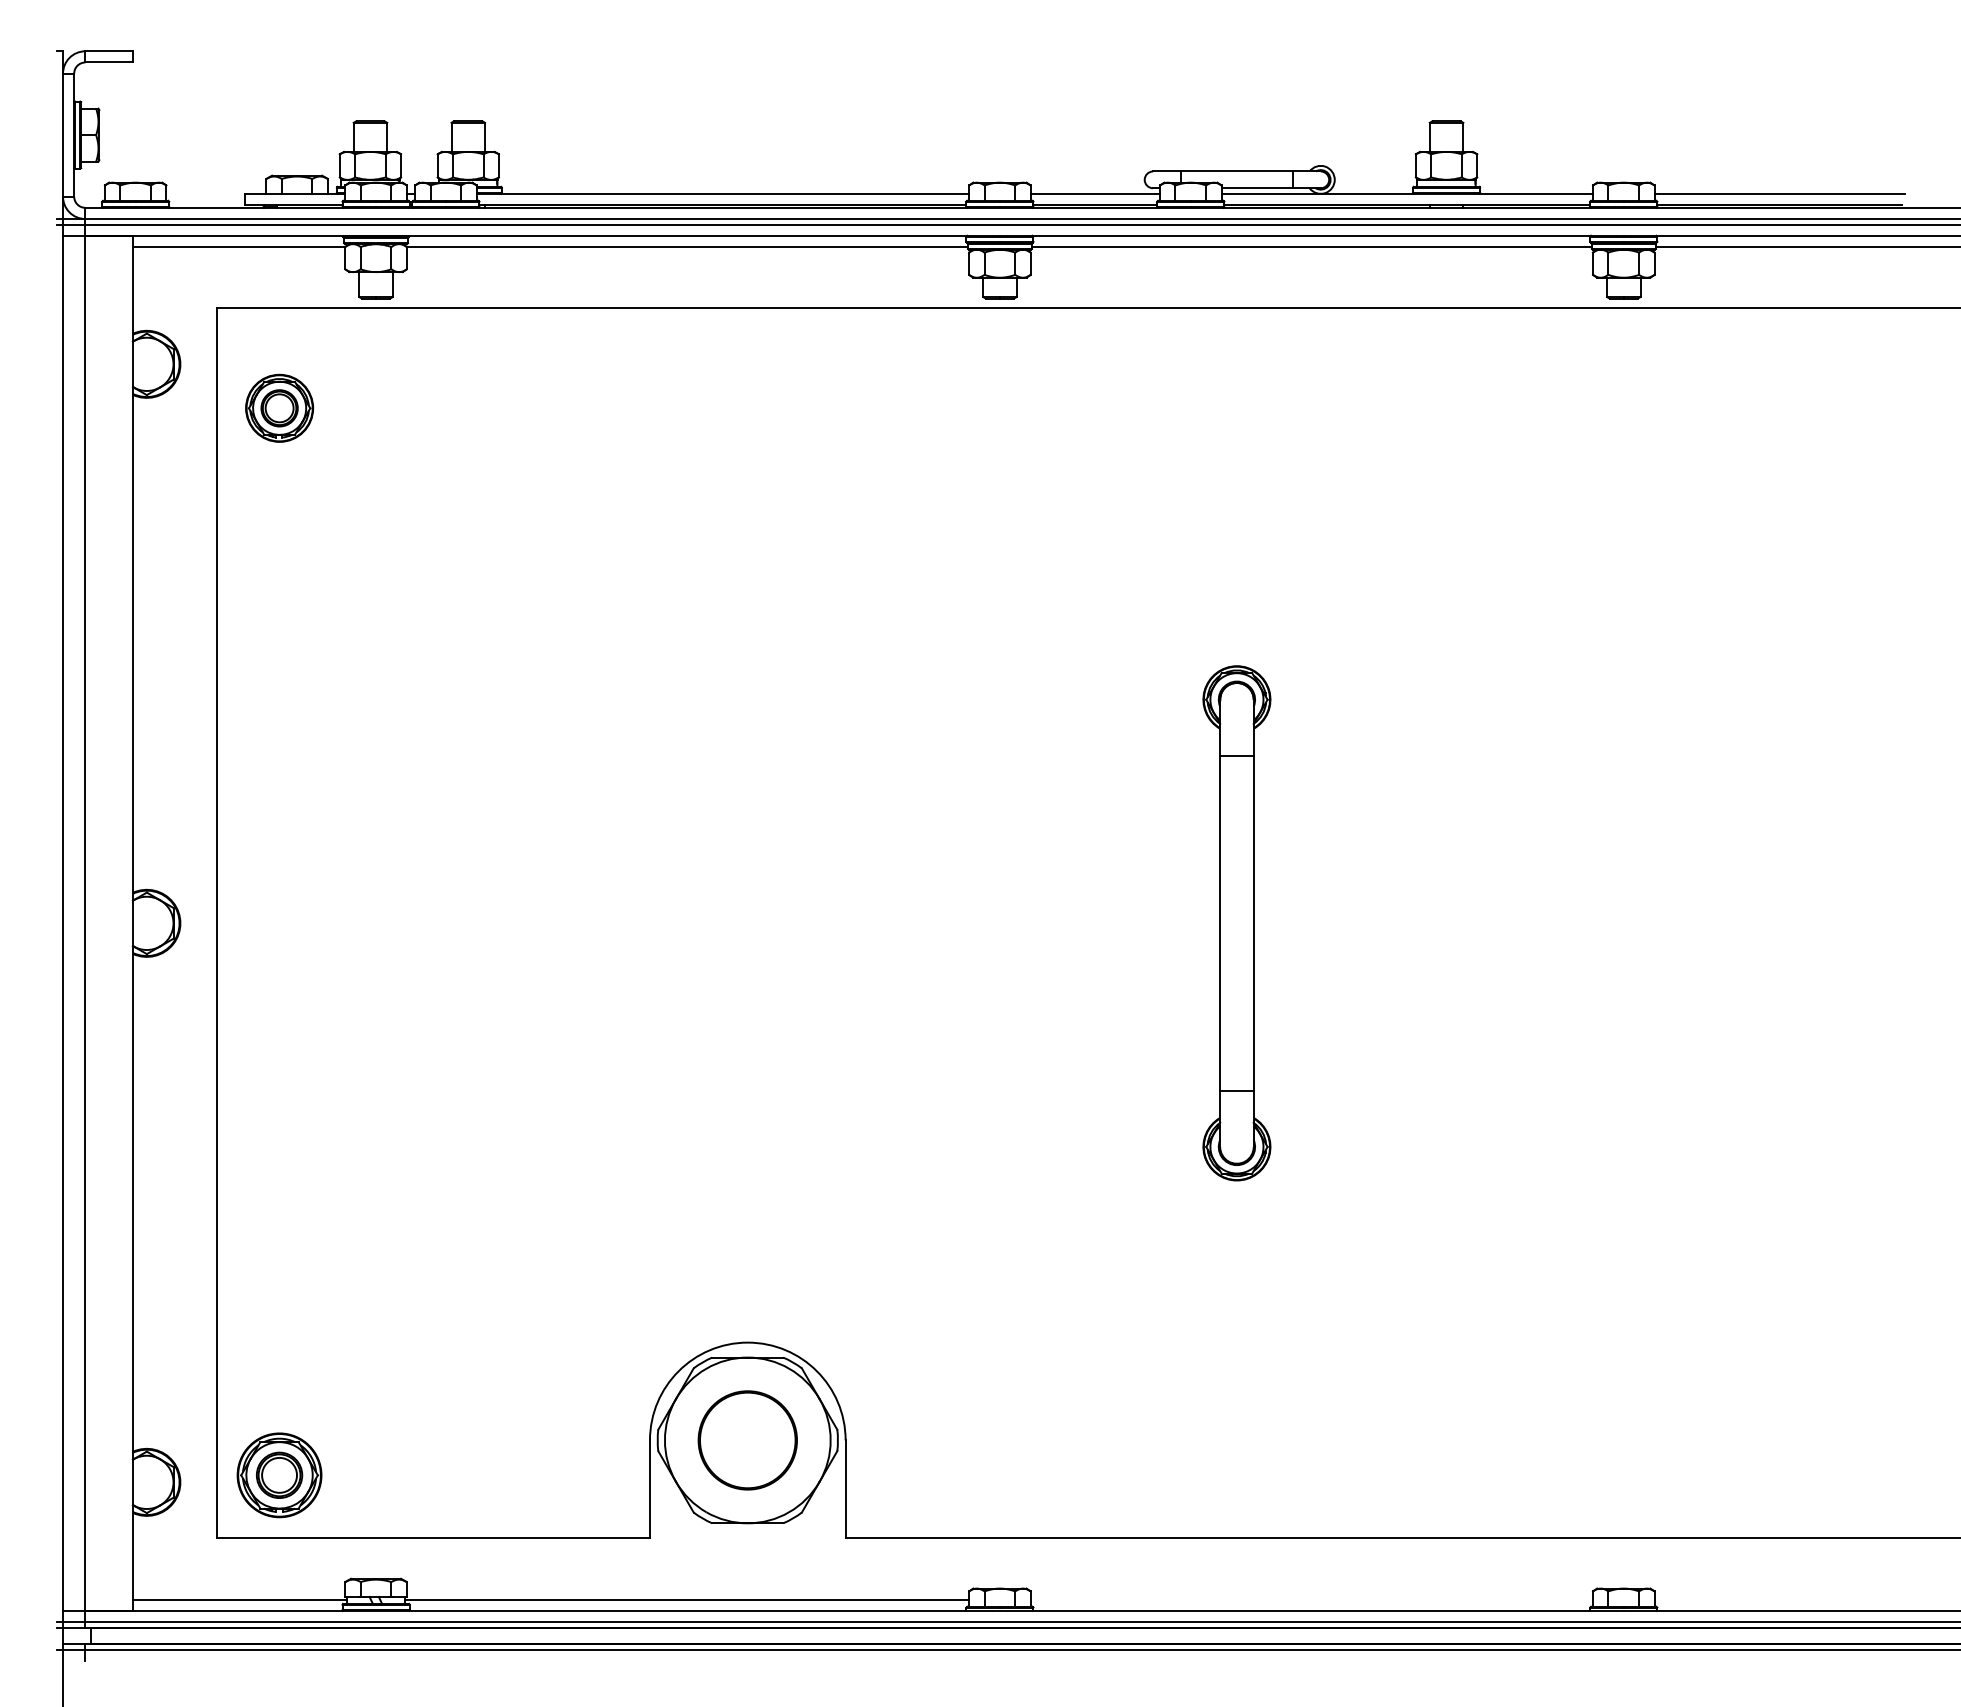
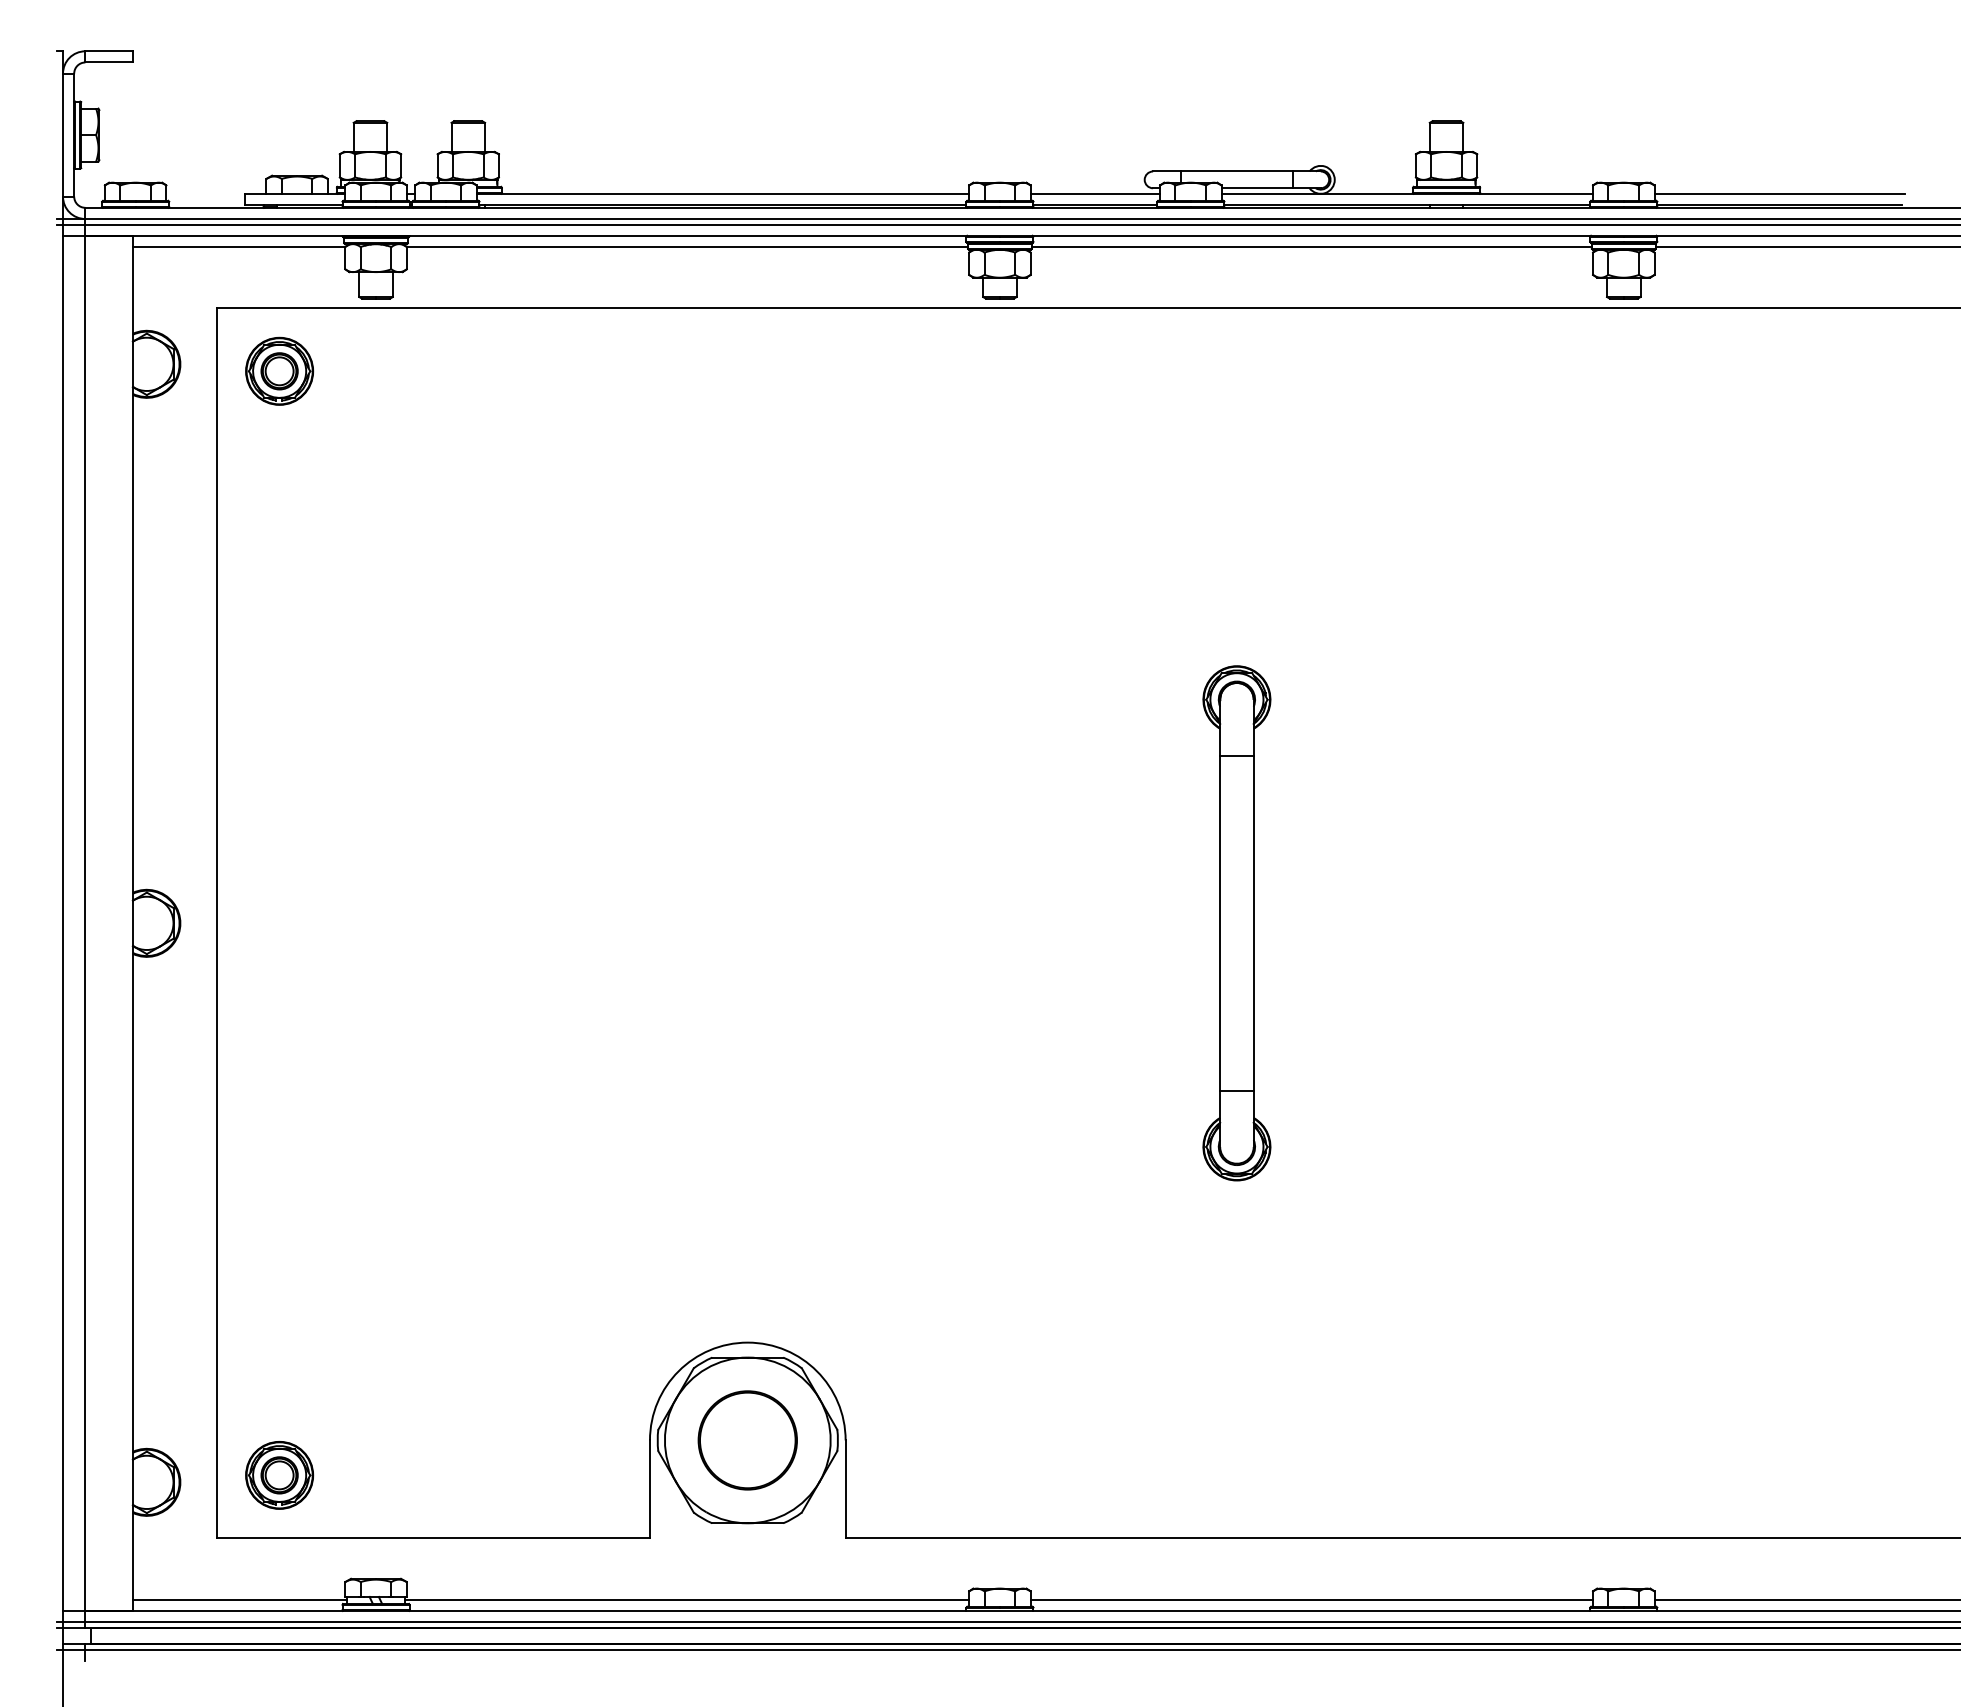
part position: (279, 407) -> (279, 370) (279, 370)
part size: 87x87 px -> 70x69 px (279, 1475)
line: none -> present (1311, 1599)
line: none -> present (1805, 1599)
